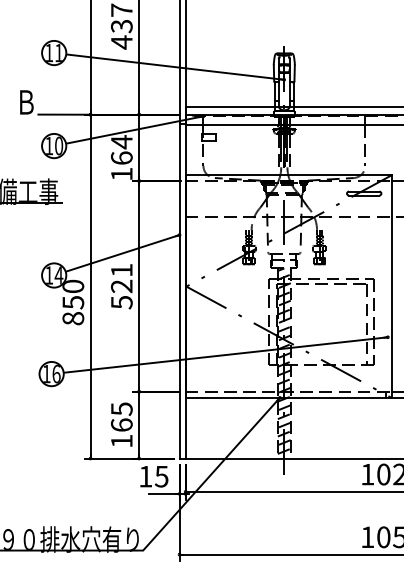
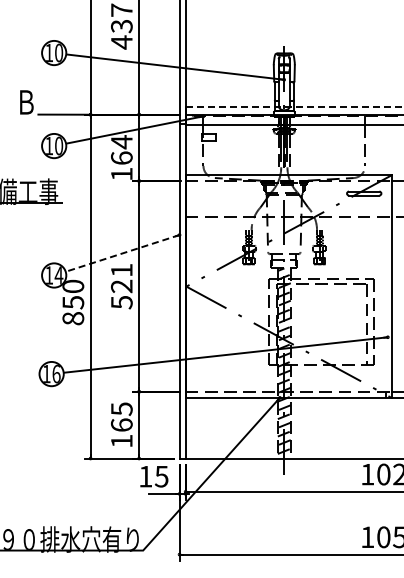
text: 11 -> 10 (59, 52)
line: solid -> dashed (294, 106)
line: solid -> dashed (122, 253)
